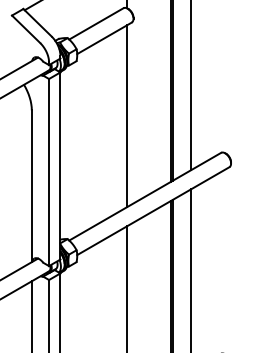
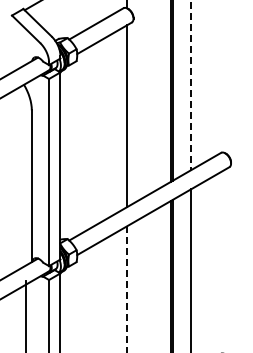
line: solid -> dashed (191, 85)
line: solid -> dashed (126, 289)
line position: (31, 315) -> (25, 315) (25, 315)
